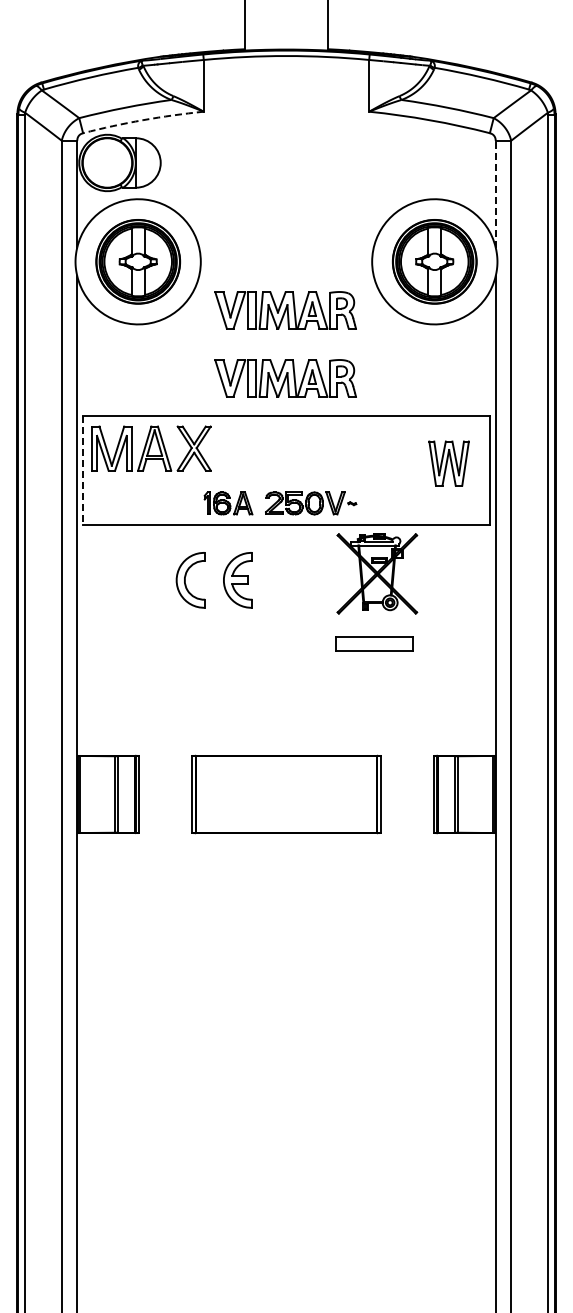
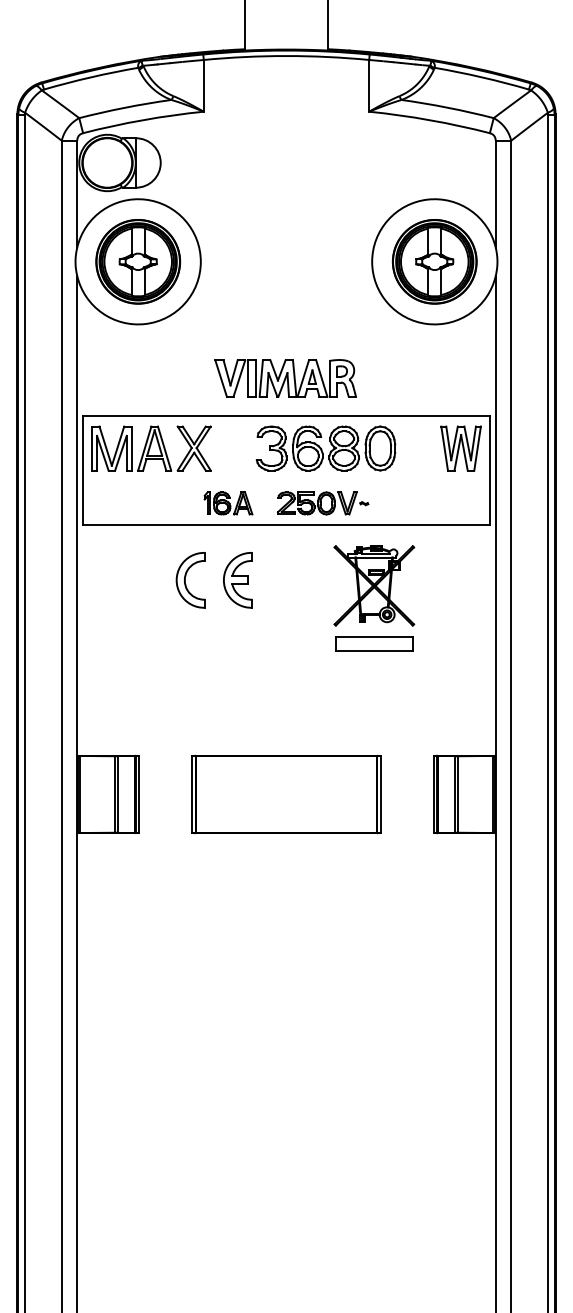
arc: dashed -> solid (143, 120)
line: dashed -> solid (495, 193)
part: present -> none (285, 310)
part: none -> present (325, 448)
part position: (448, 463) -> (460, 448) (460, 448)
line: dashed -> solid (83, 470)
part position: (311, 503) -> (323, 503) (323, 503)
part position: (377, 573) -> (374, 585) (374, 585)
